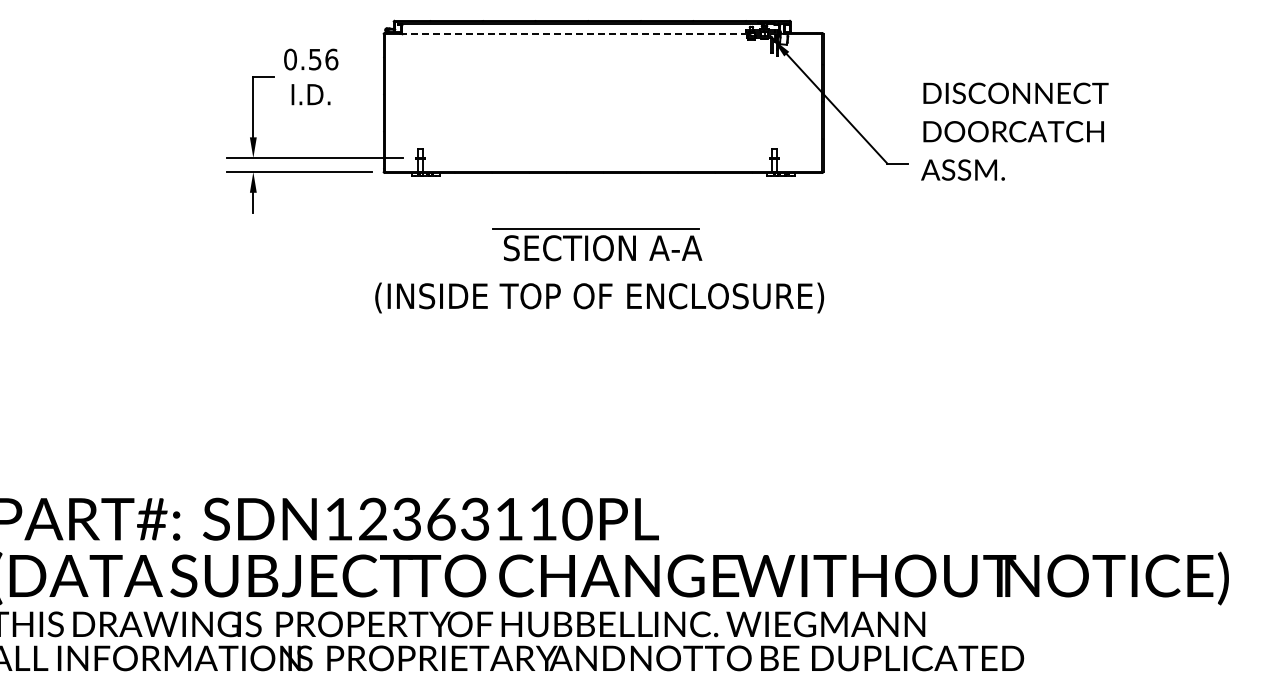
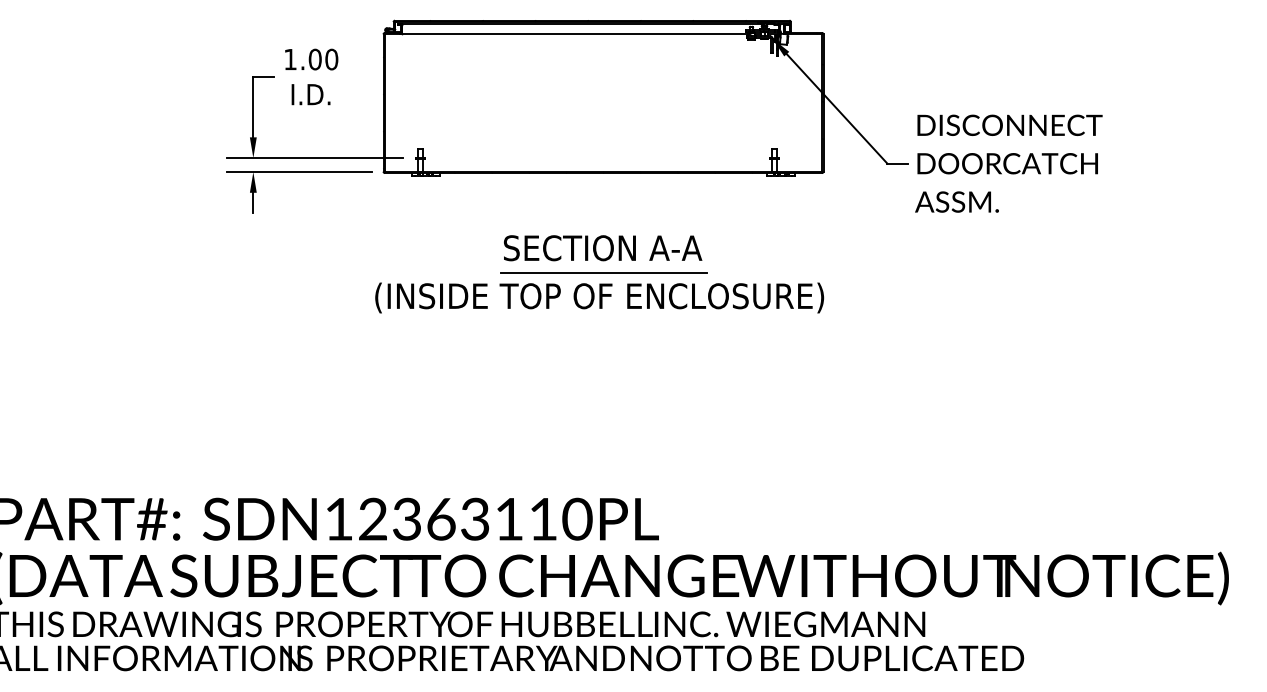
line: dashed -> solid (575, 33)
text: 0.56 -> 1.00 (311, 59)
text position: (1014, 131) -> (1008, 163) (1008, 163)
line position: (595, 228) -> (603, 272) (603, 272)
